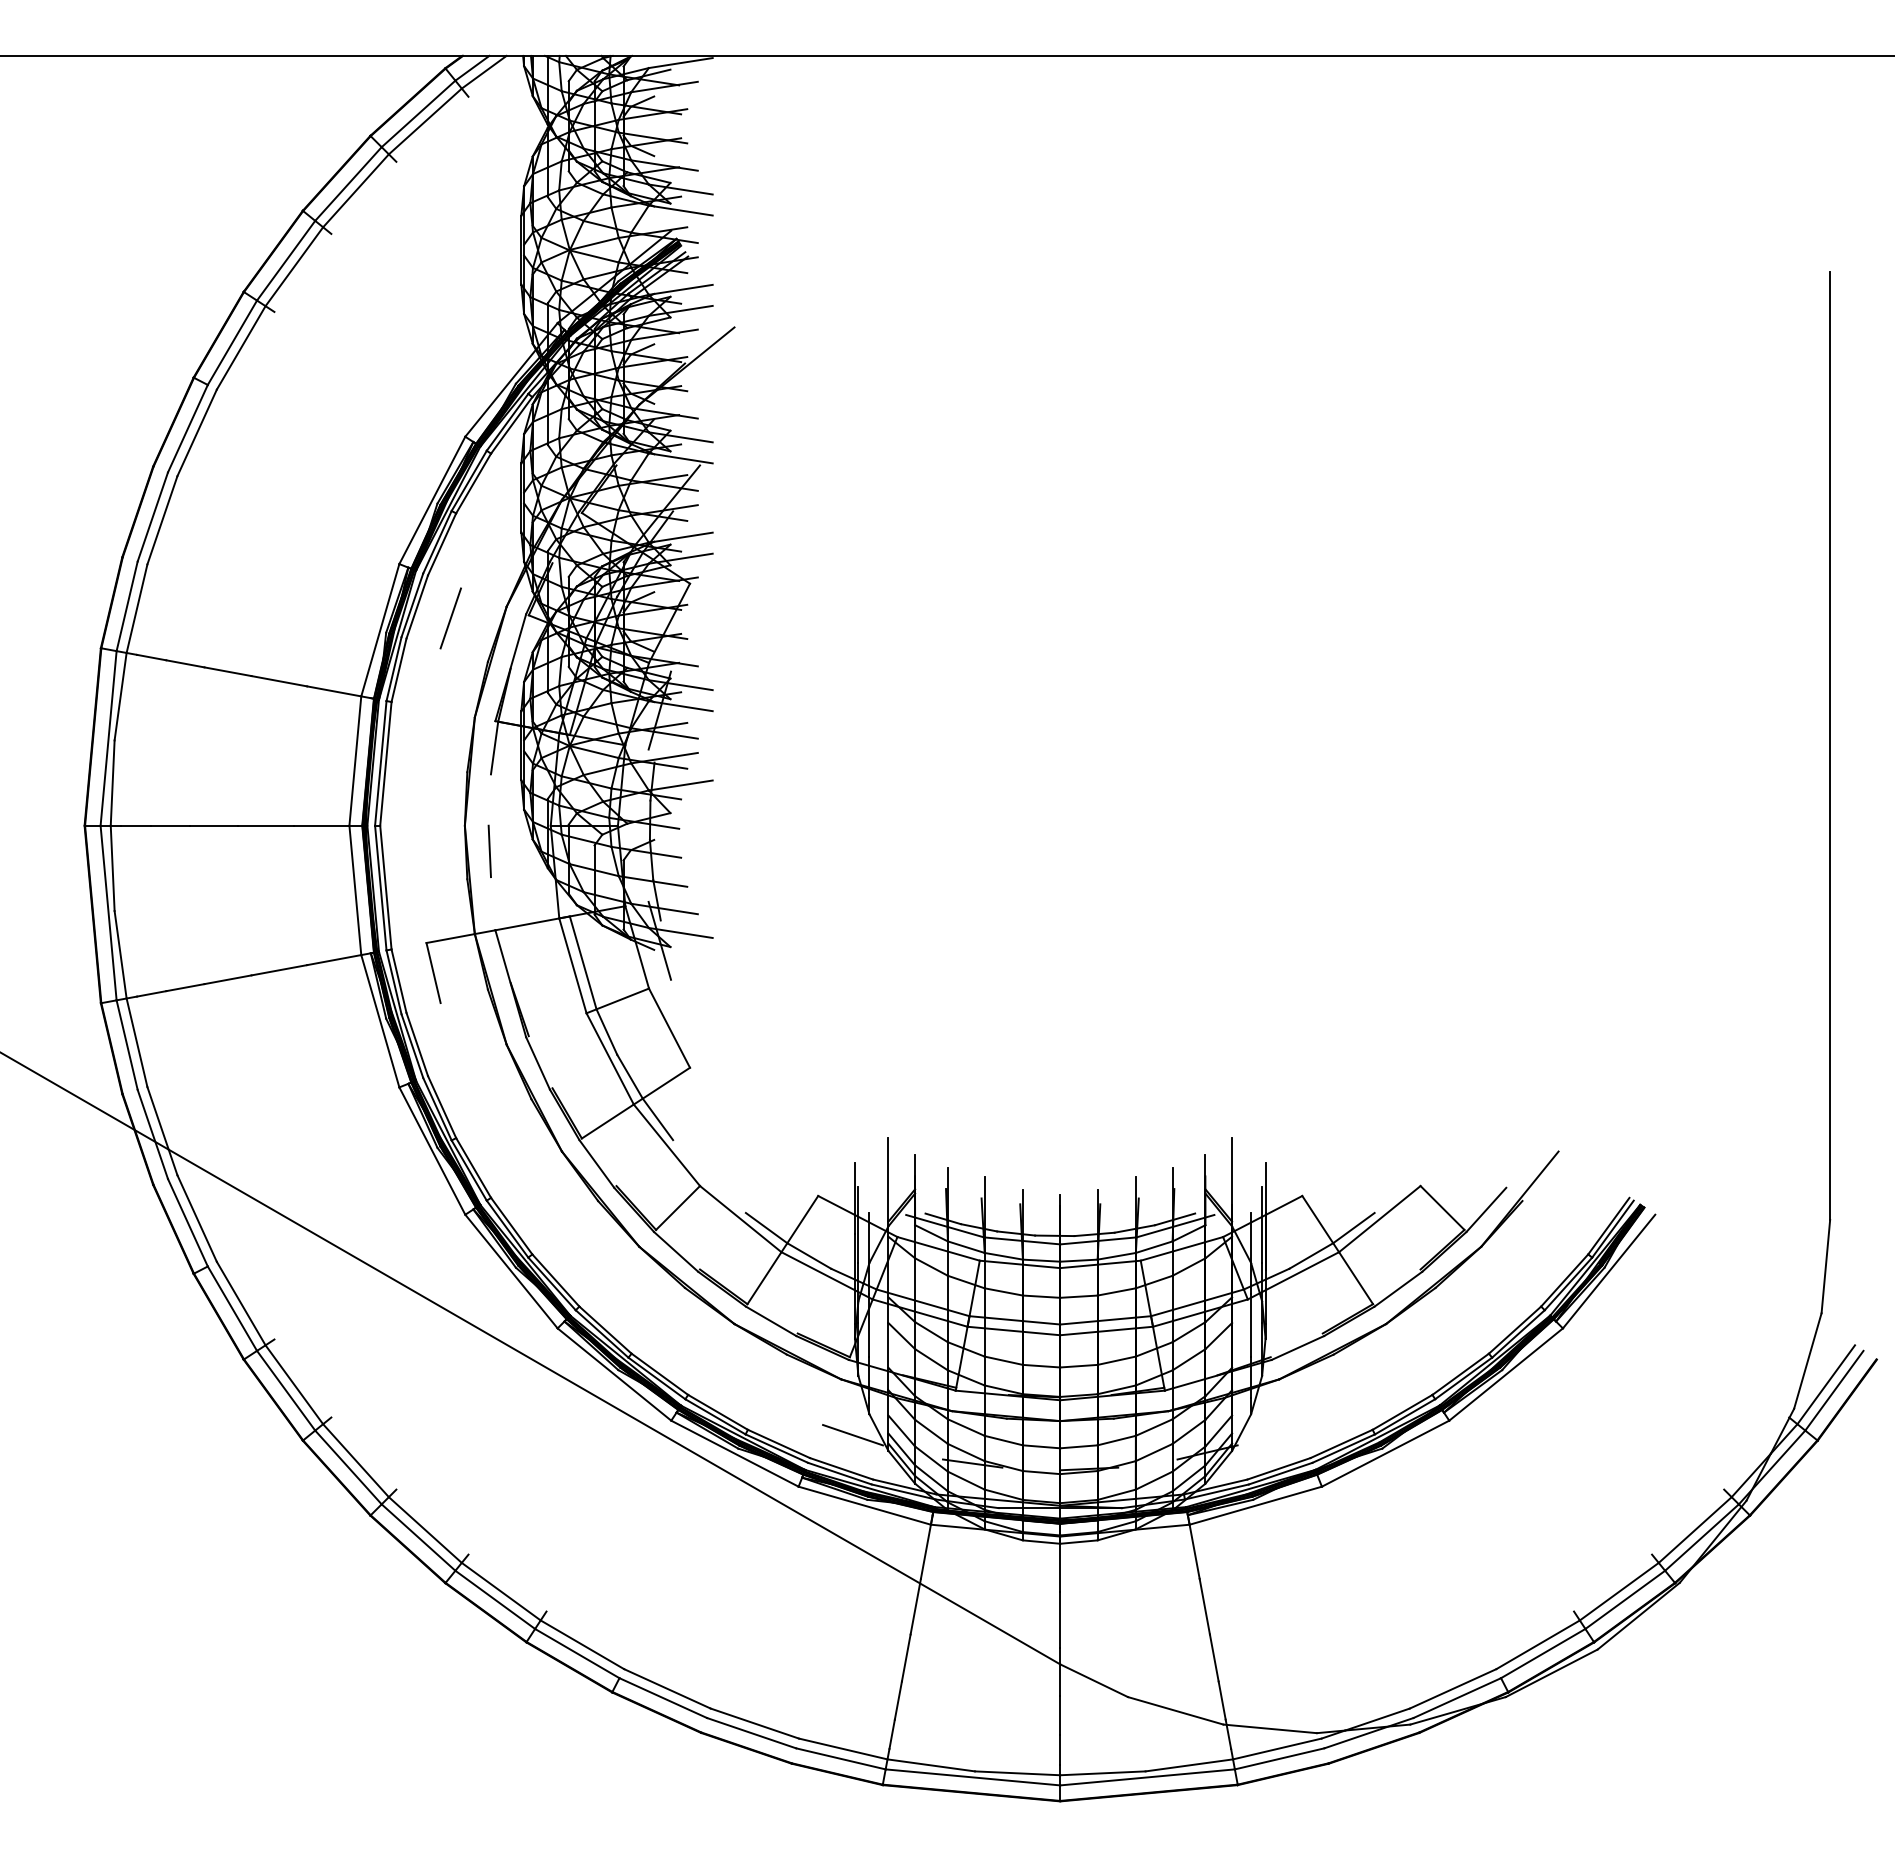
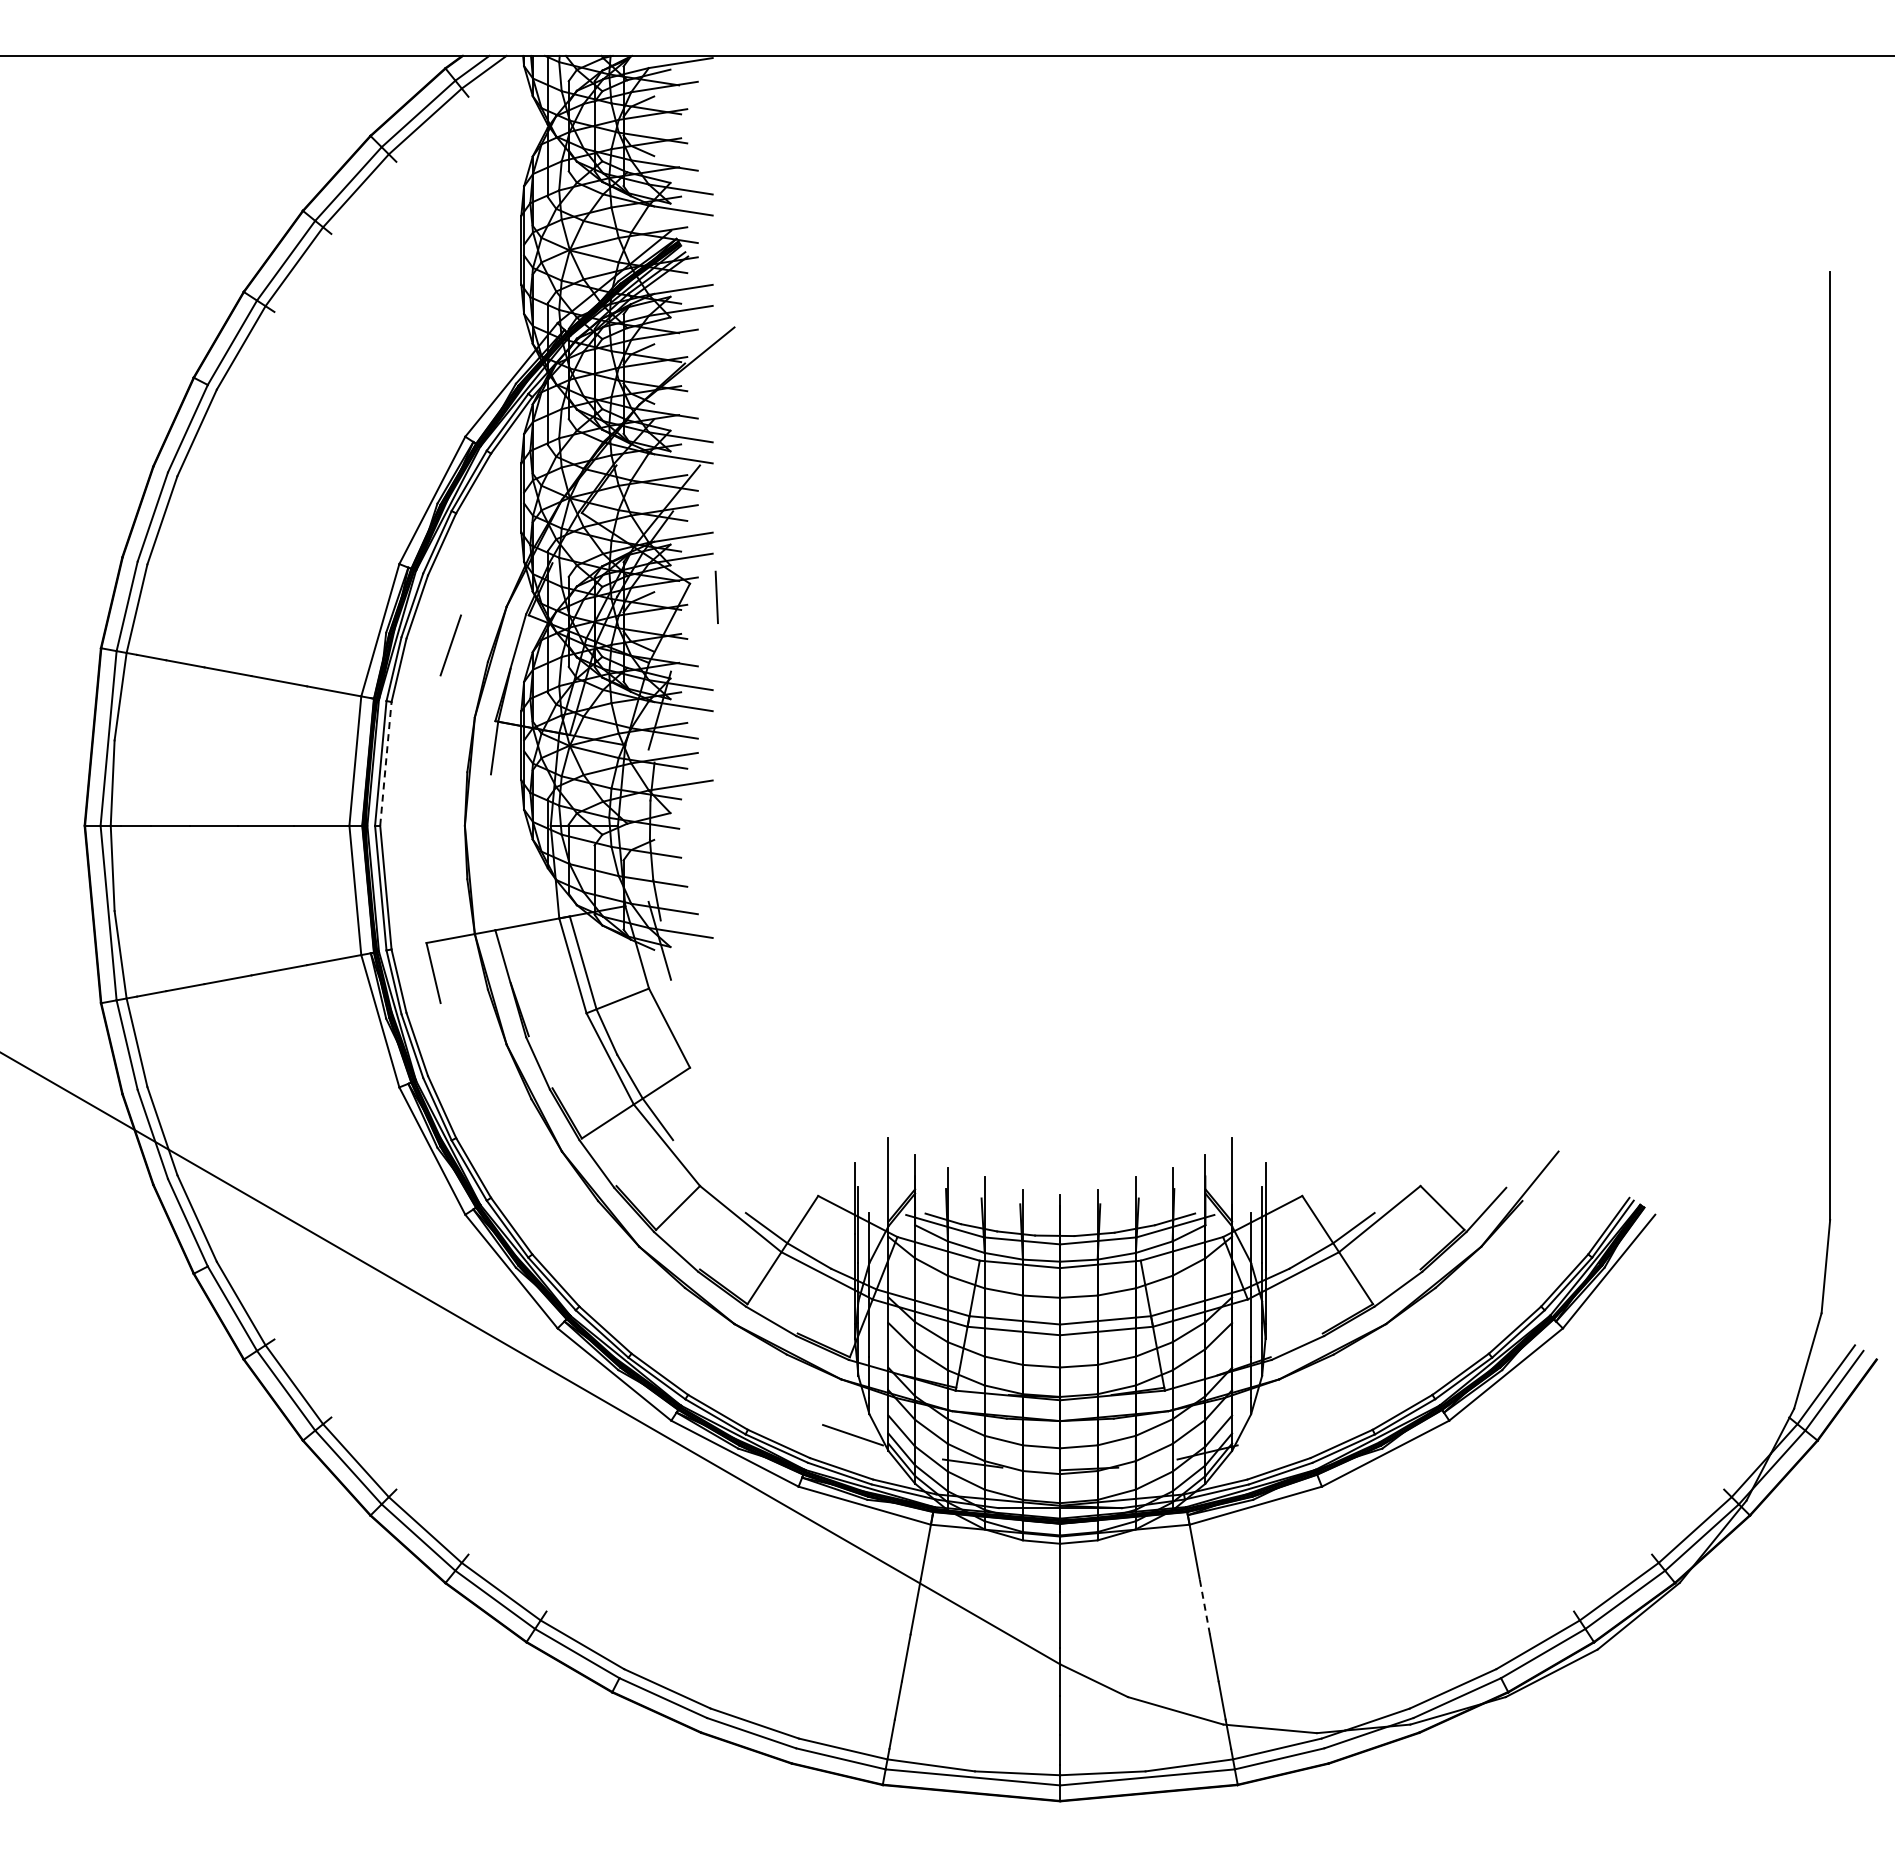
line position: (450, 618) -> (450, 645) (450, 645)
line: solid -> dashed (385, 763)
line position: (489, 850) -> (716, 596) (716, 596)
line: solid -> dashed (1204, 1606)
